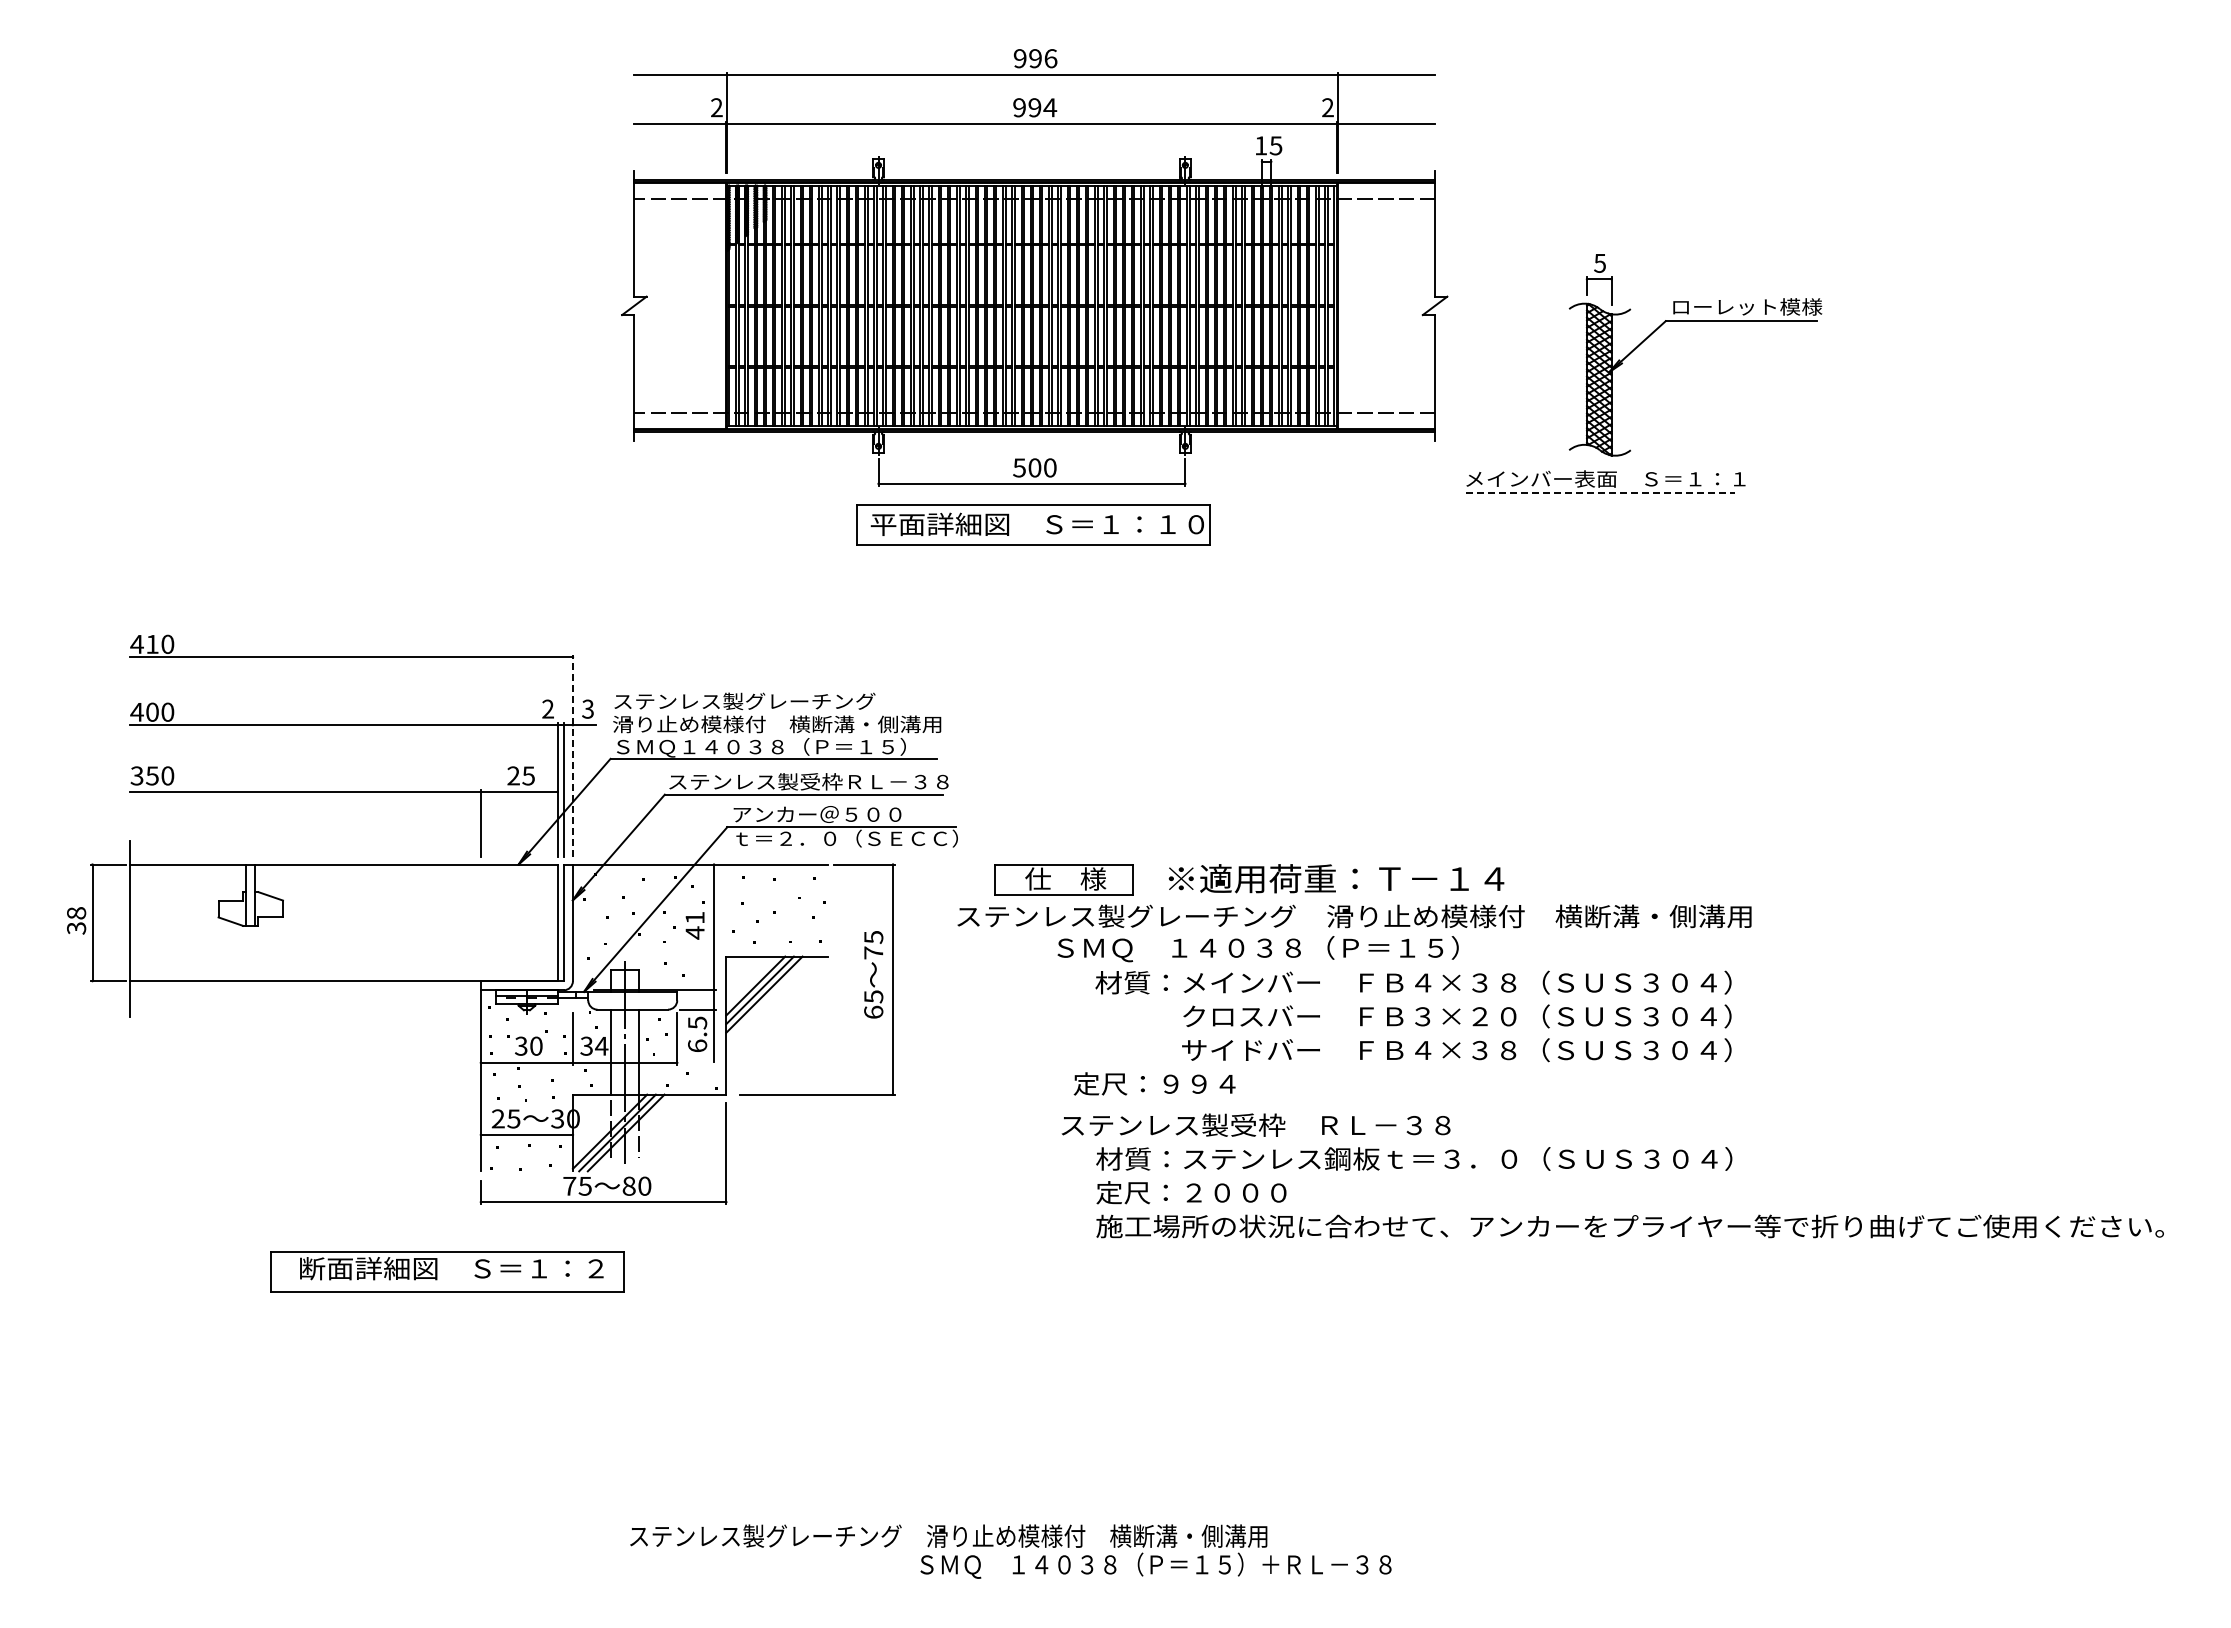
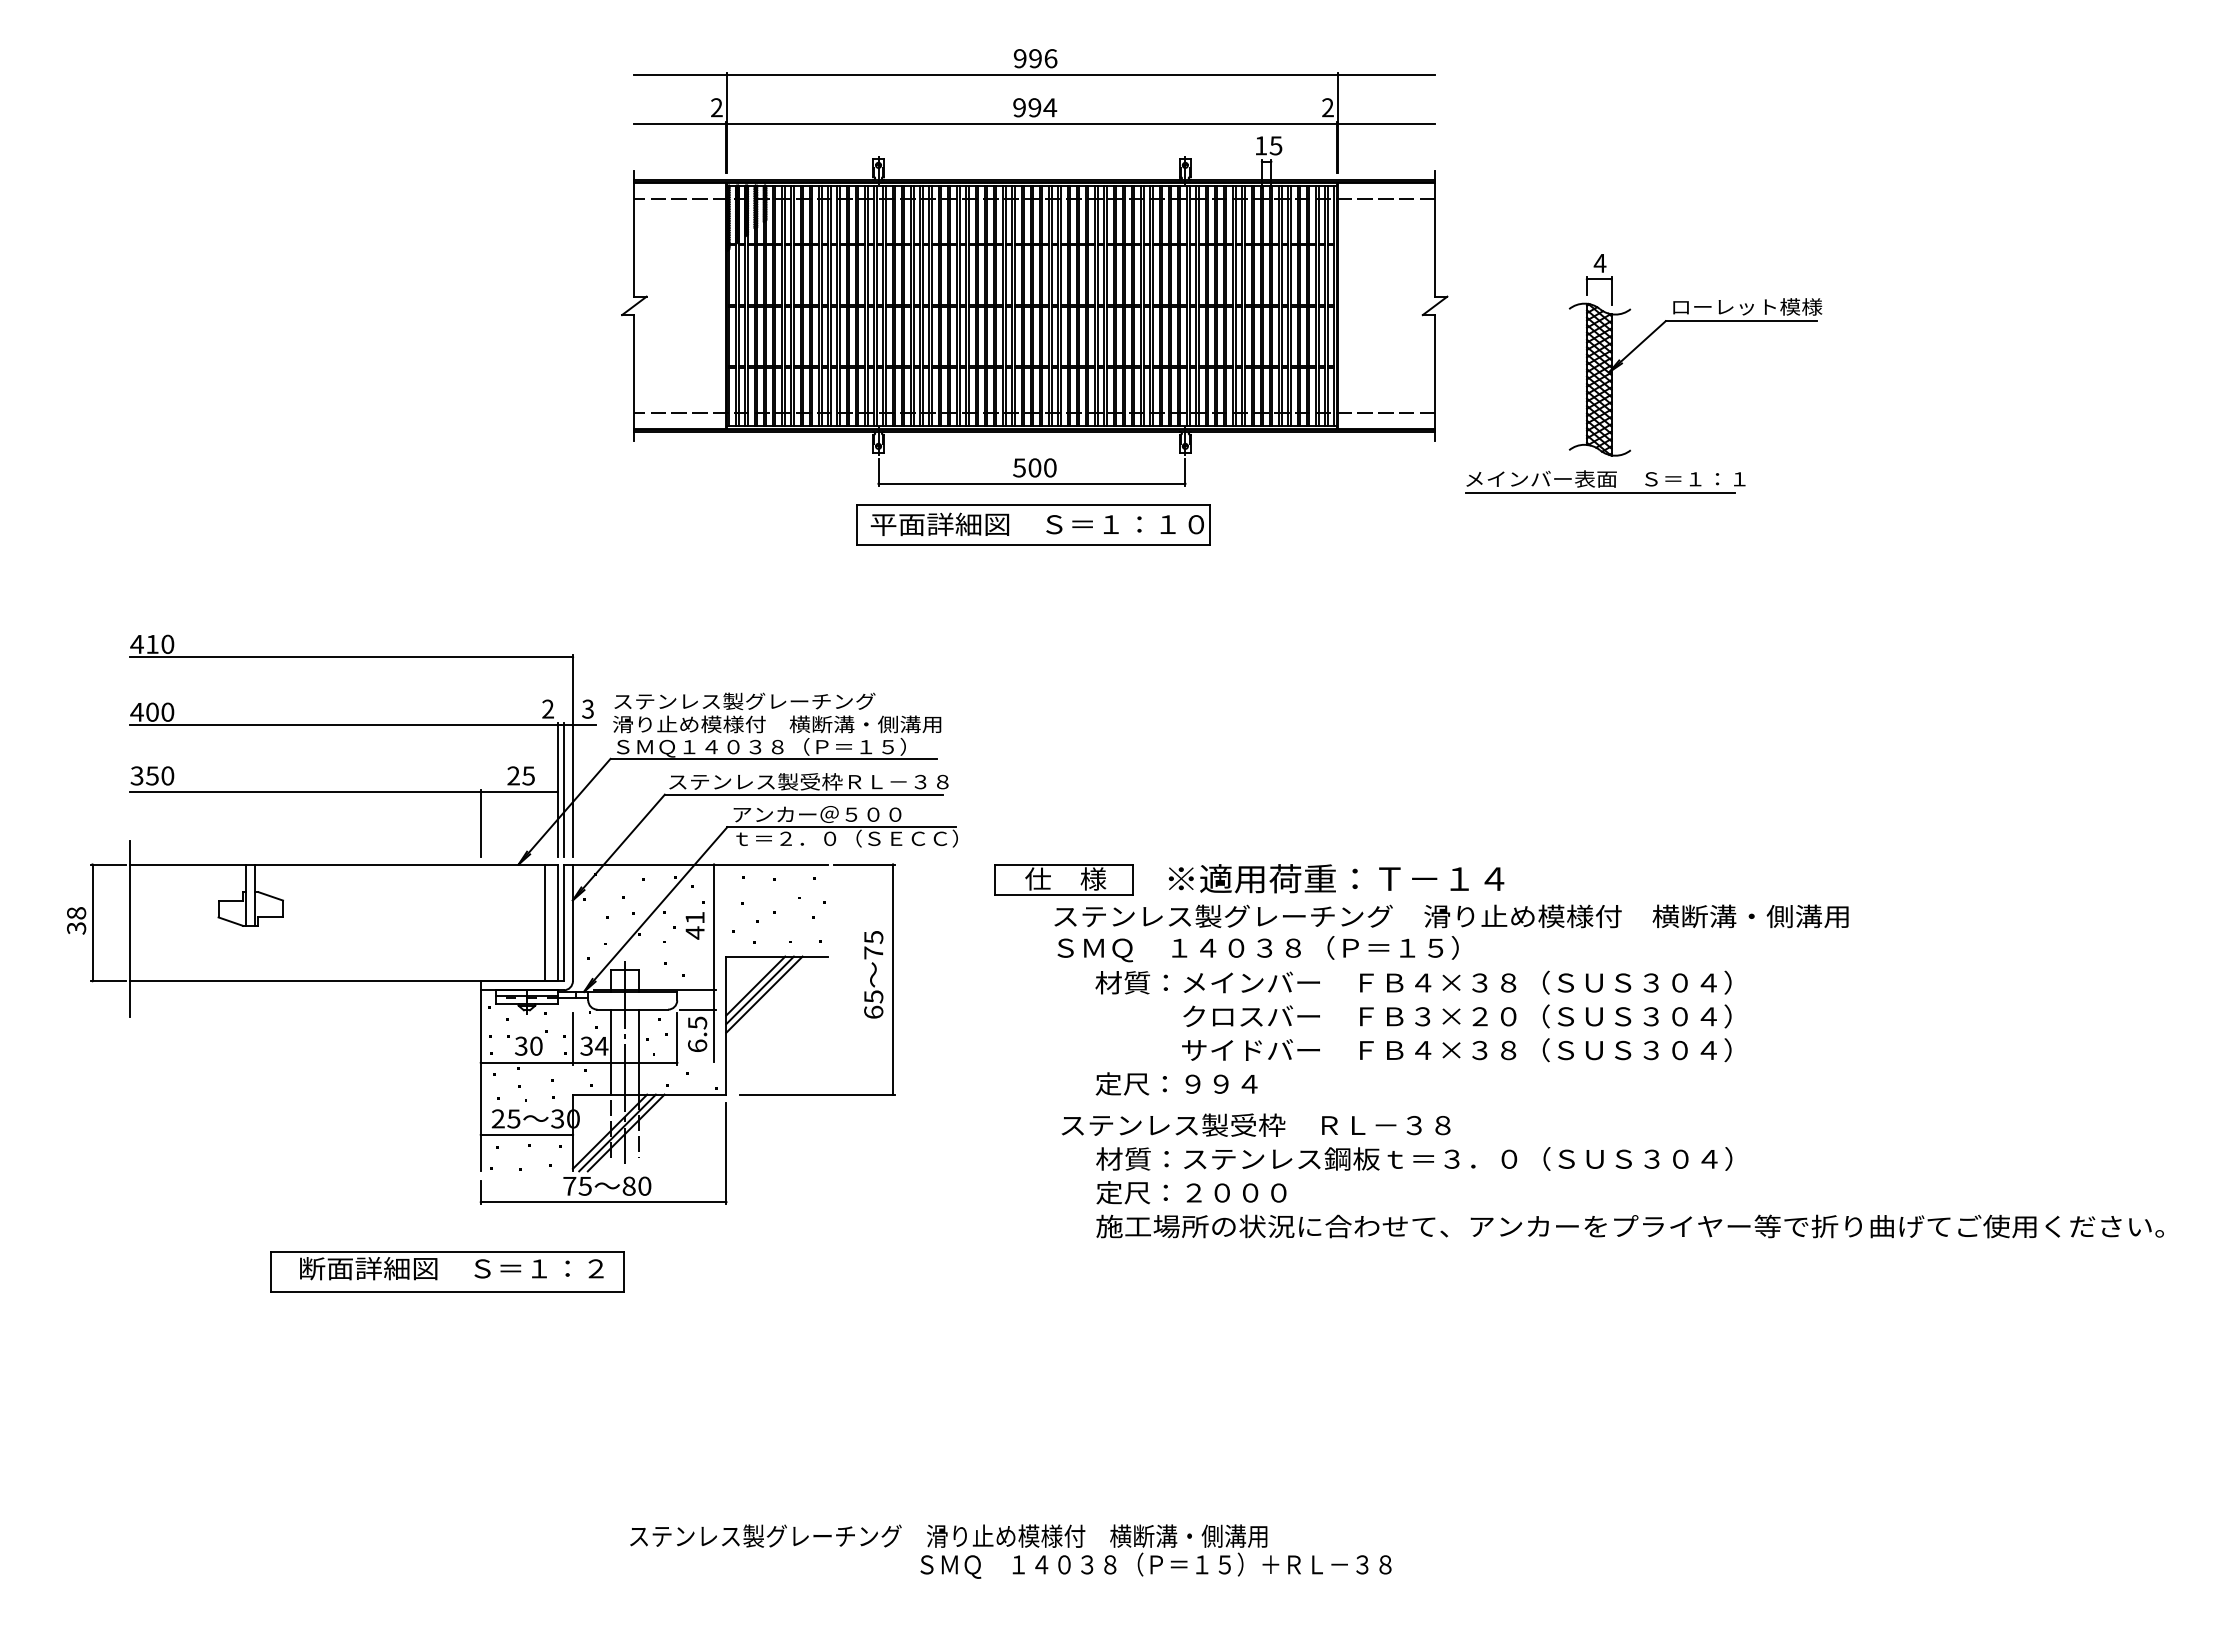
text: 5 -> 4 (1599, 263)
line: dashed -> solid (1600, 493)
line: dashed -> solid (572, 755)
text position: (1354, 916) -> (1451, 916) (1451, 916)
line: none -> present (545, 922)
text position: (1154, 1083) -> (1176, 1083) (1176, 1083)
